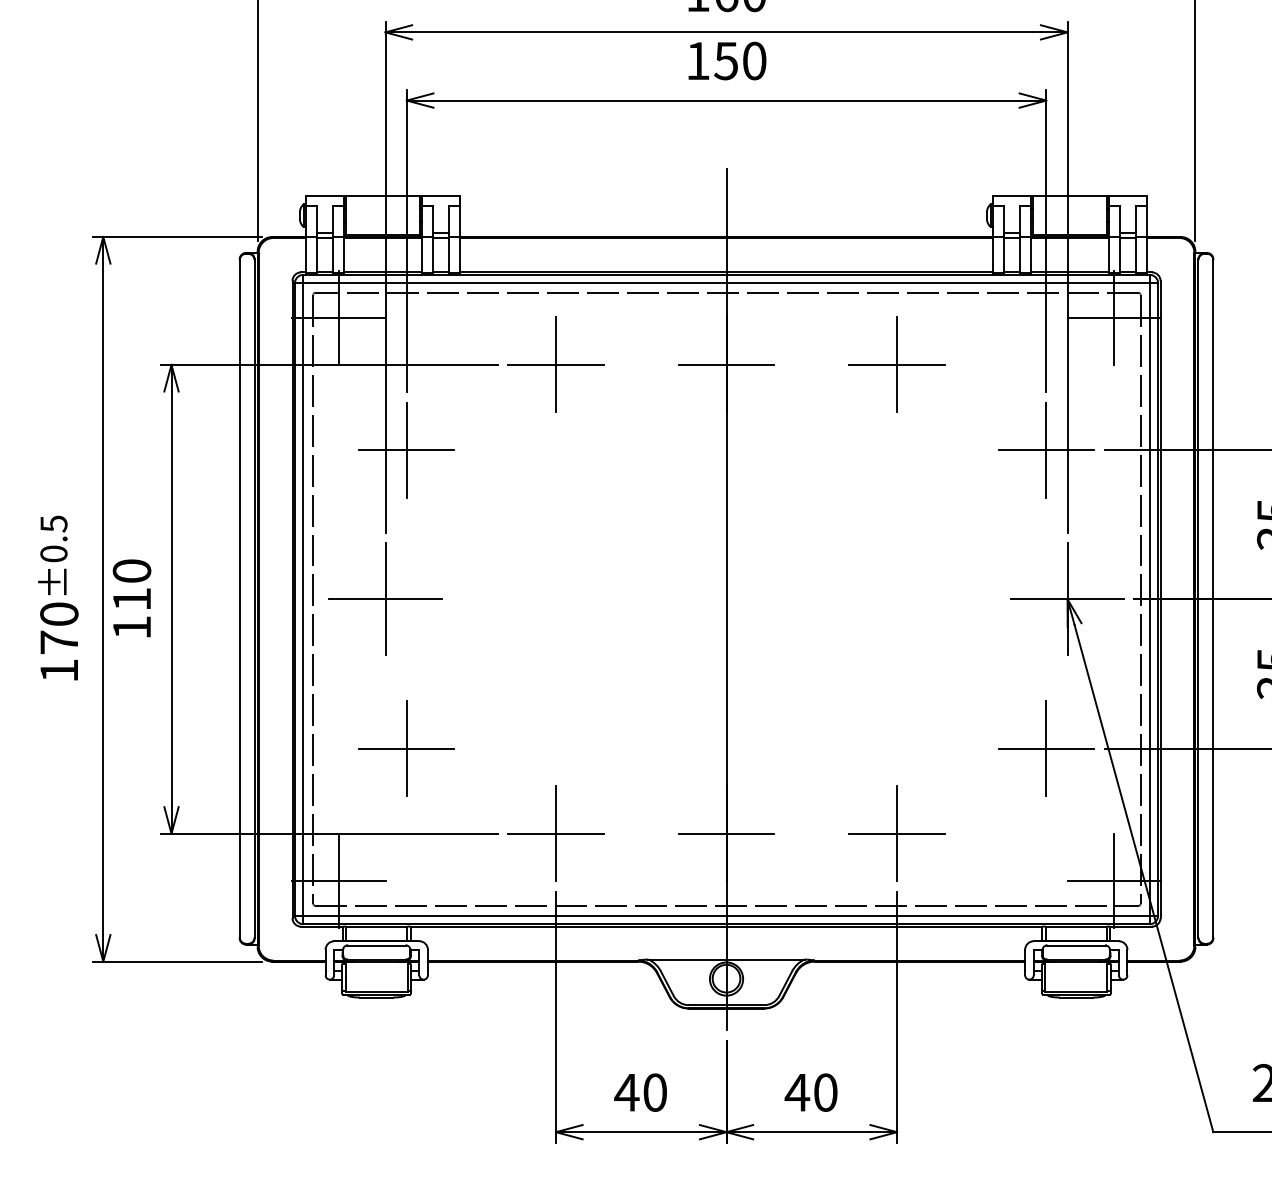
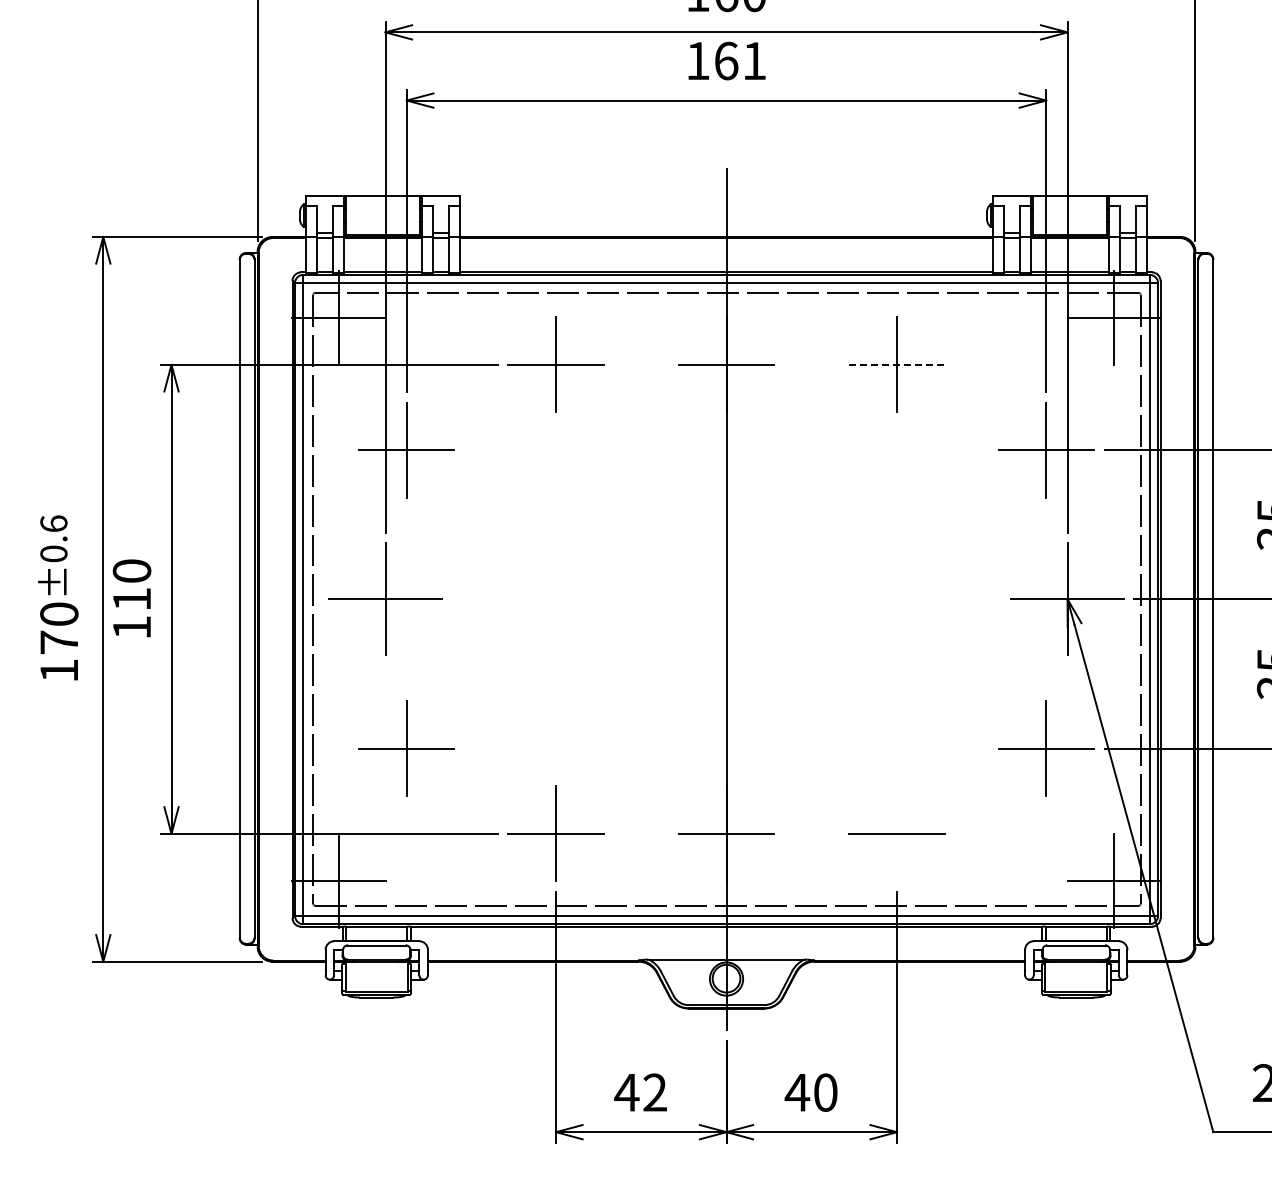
text: 150 -> 161 (740, 60)
line: solid -> dashed (897, 364)
text: ±0.5 -> ±0.6 (53, 523)
line: present -> none (897, 833)
text: 40 -> 42 (654, 1092)
